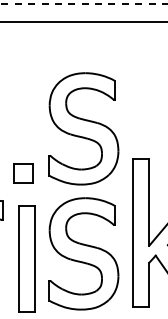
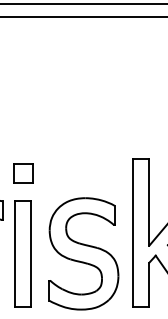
line: dashed -> solid (84, 4)
line position: (83, 21) -> (83, 16) (83, 16)
part: present -> none (83, 128)
part position: (26, 258) -> (22, 253) (22, 253)
